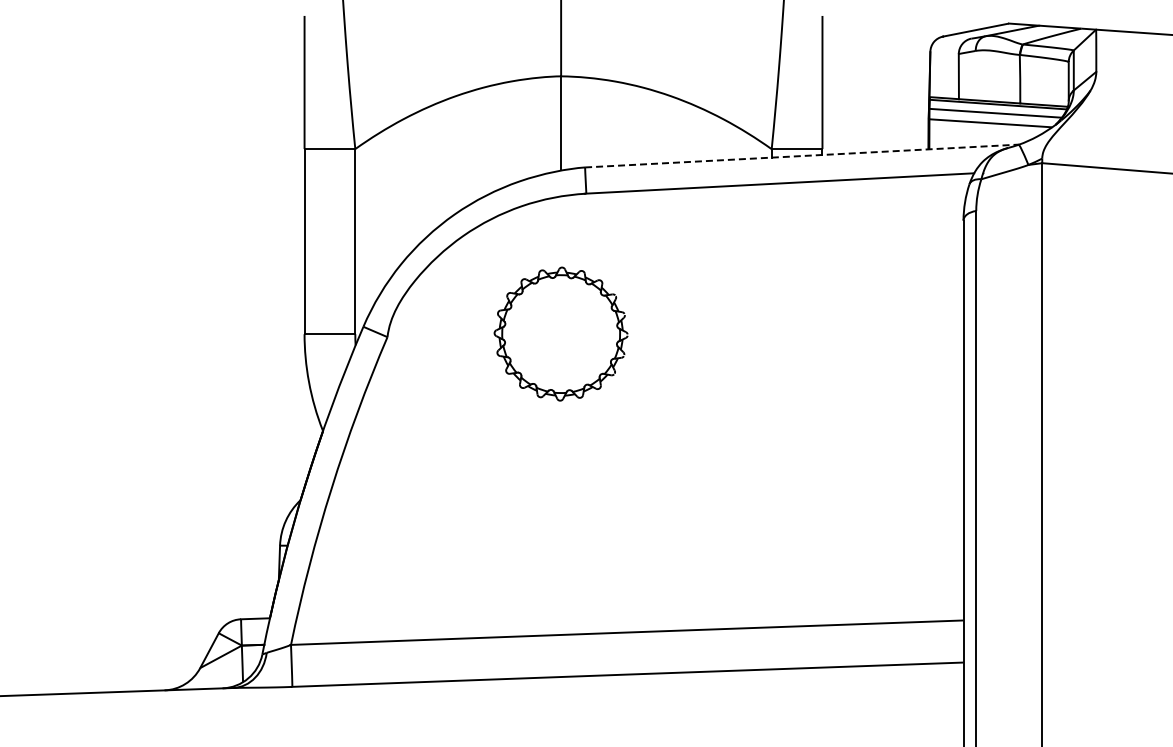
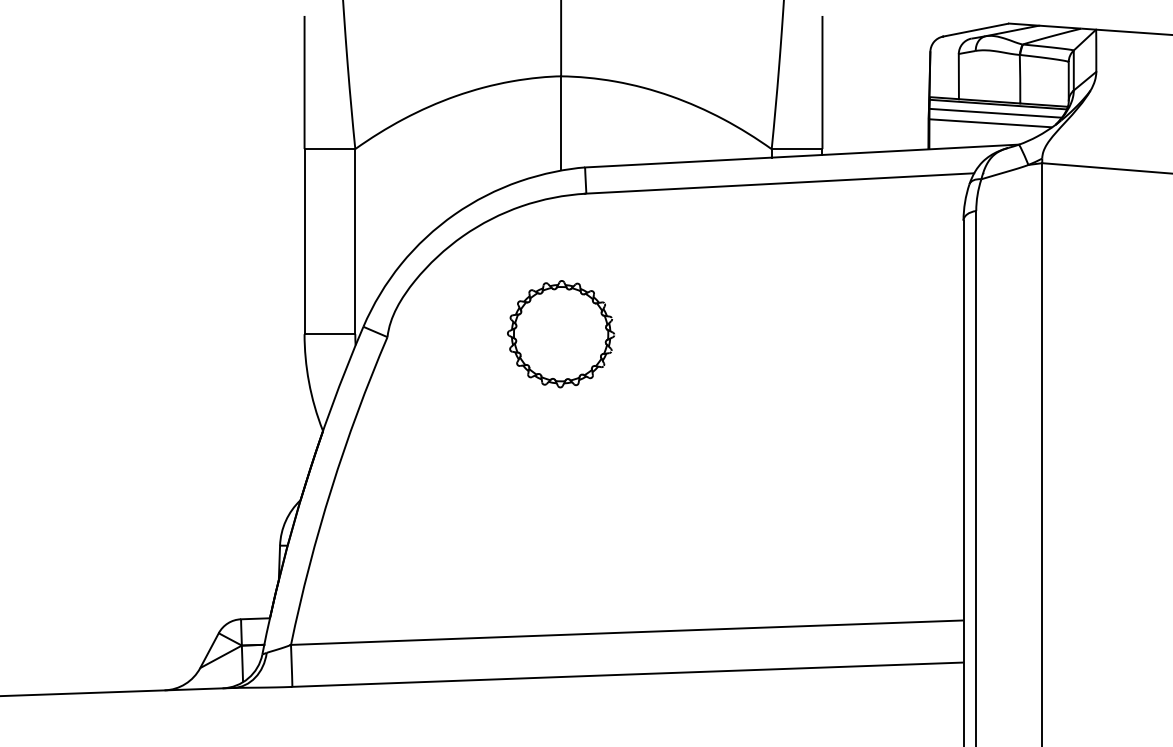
line: dashed -> solid (802, 156)
part size: 136x136 px -> 108x109 px (560, 334)
